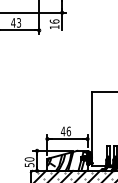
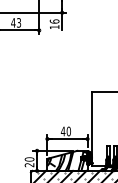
text: 46 -> 40 (69, 130)
text: 50 -> 20 (29, 165)
